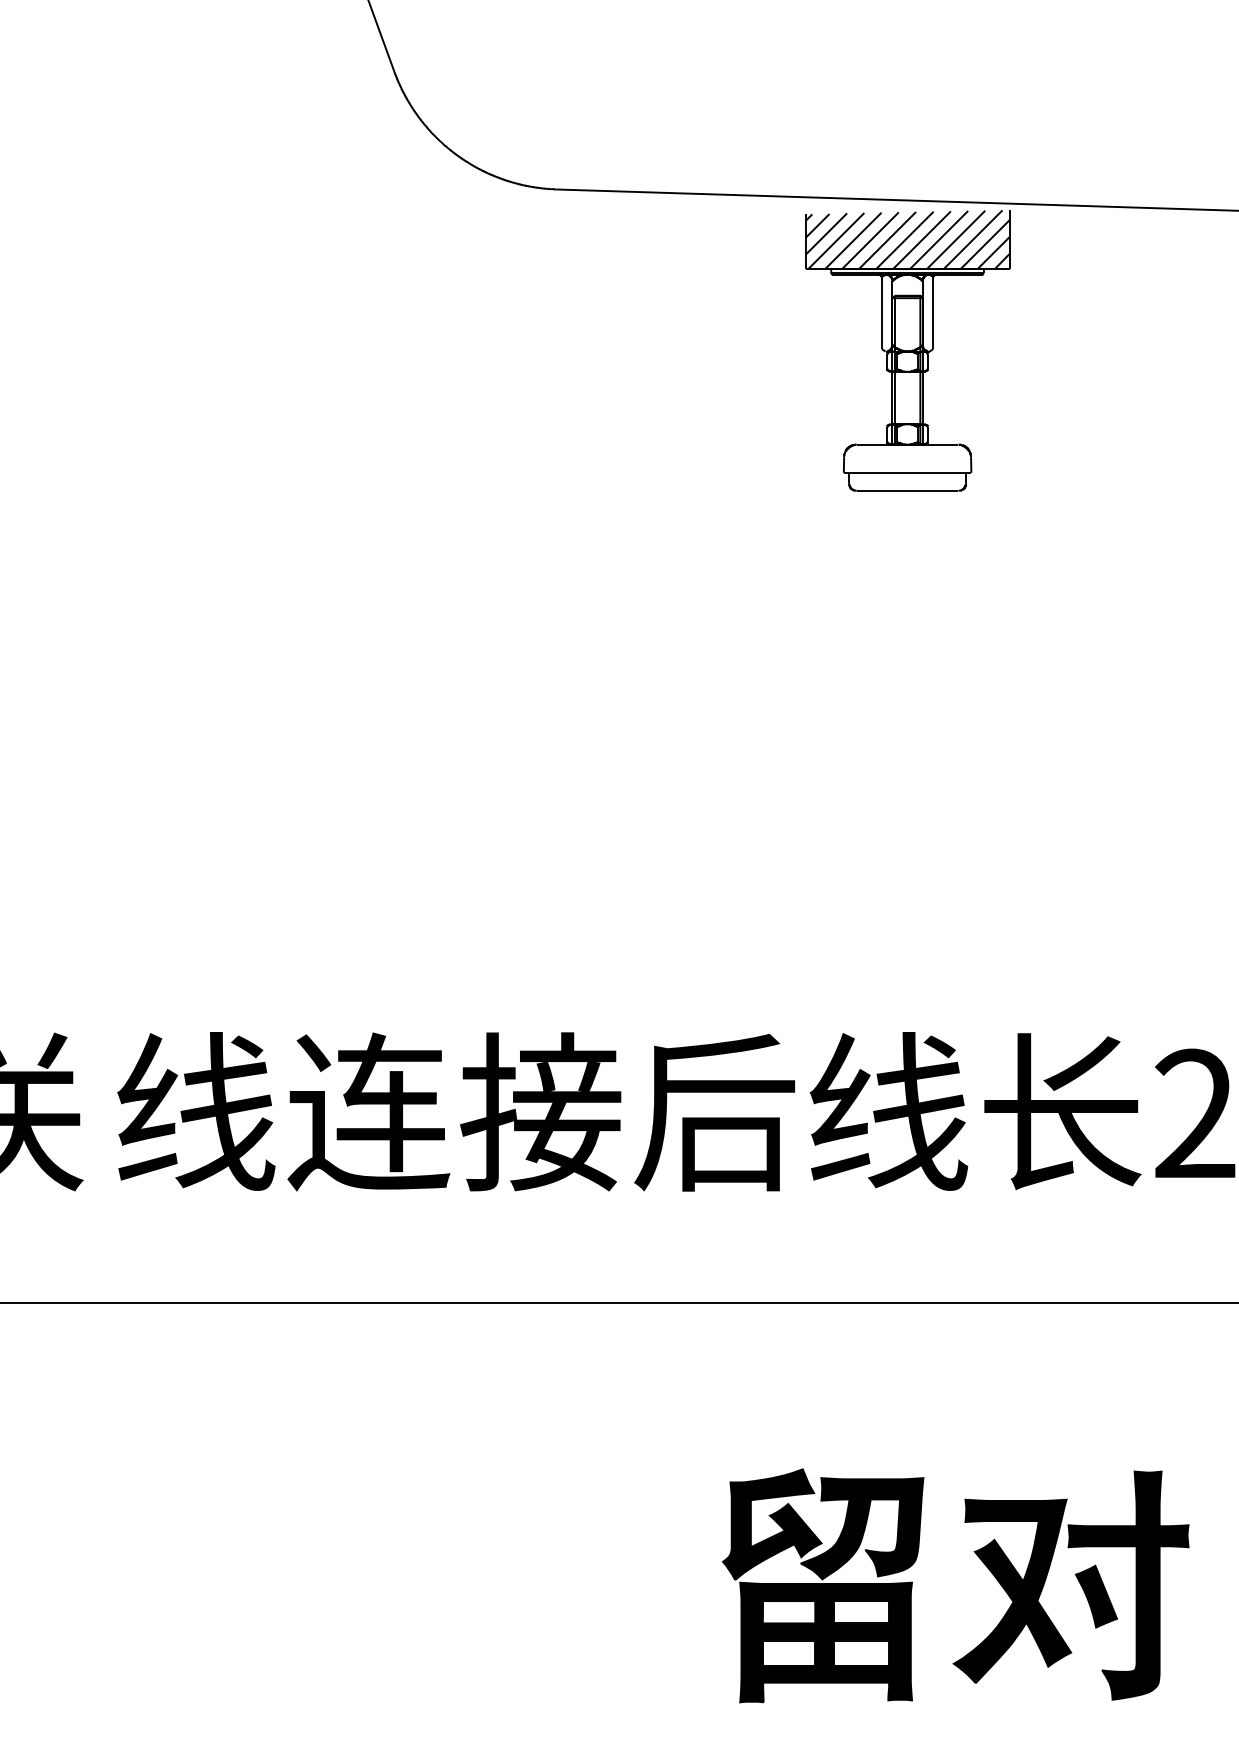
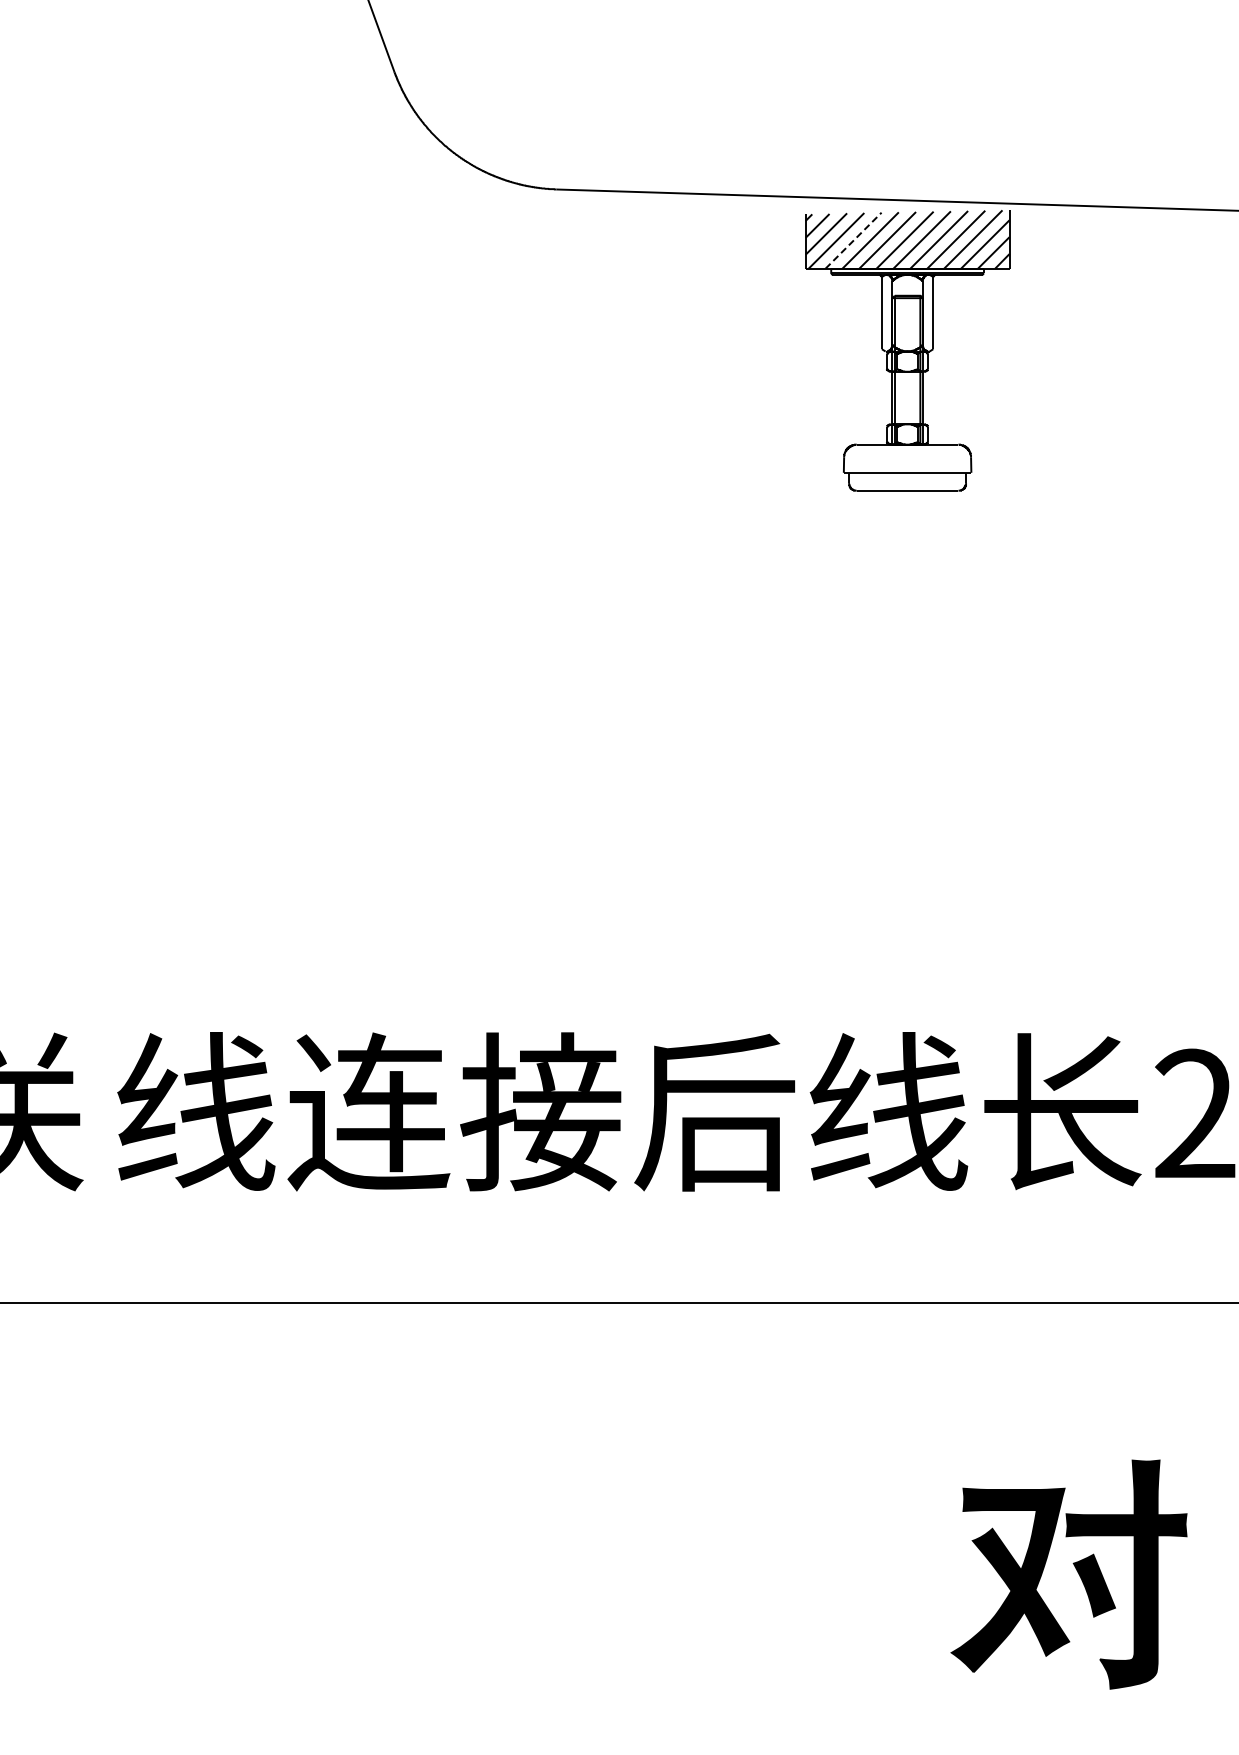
line: solid -> dashed (853, 240)
part position: (1078, 1581) -> (1076, 1570) (1076, 1570)
part: present -> none (822, 1585)
